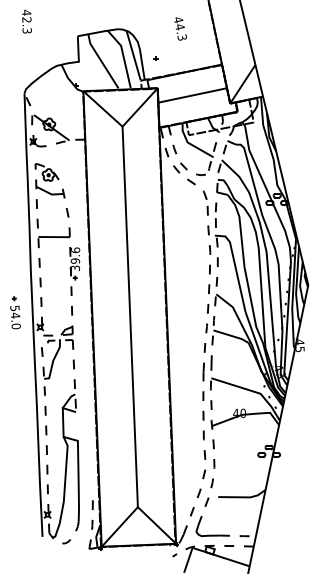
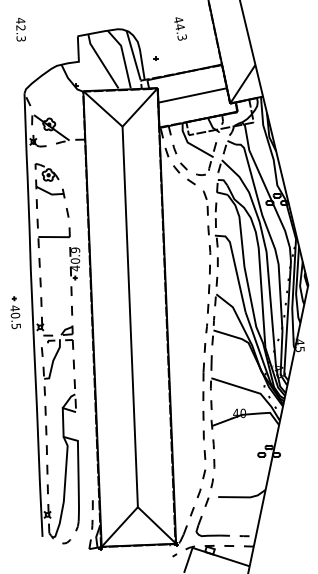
text position: (26, 21) -> (20, 29) (20, 29)
text: 39.6 -> 40.9 (75, 259)
text: 54.0 -> 40.5 (15, 317)
